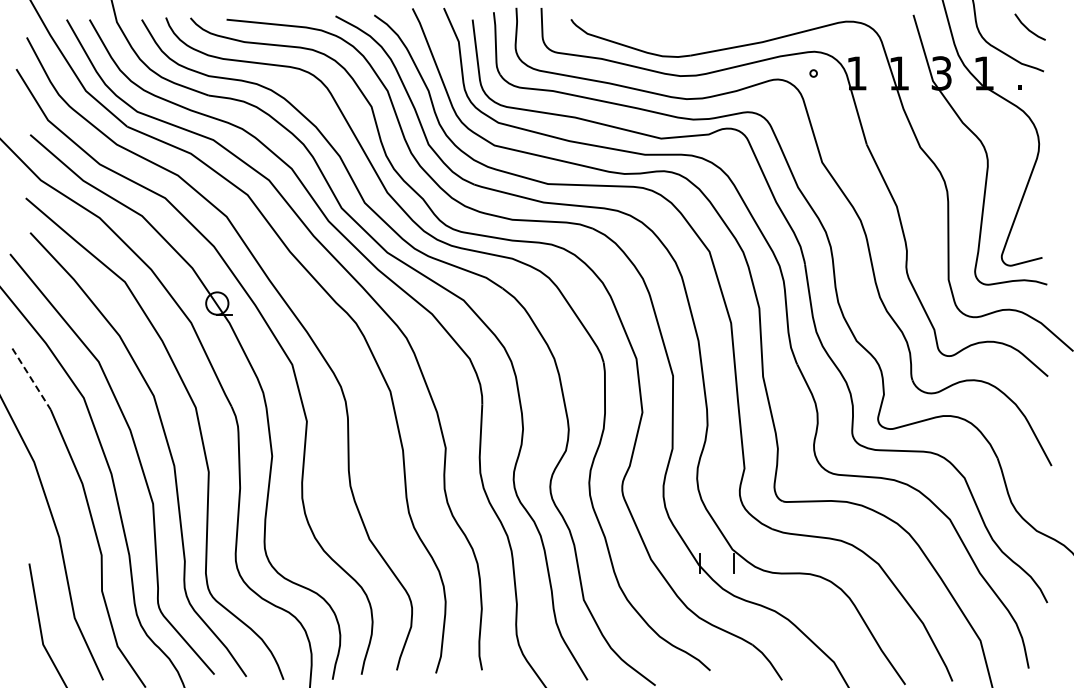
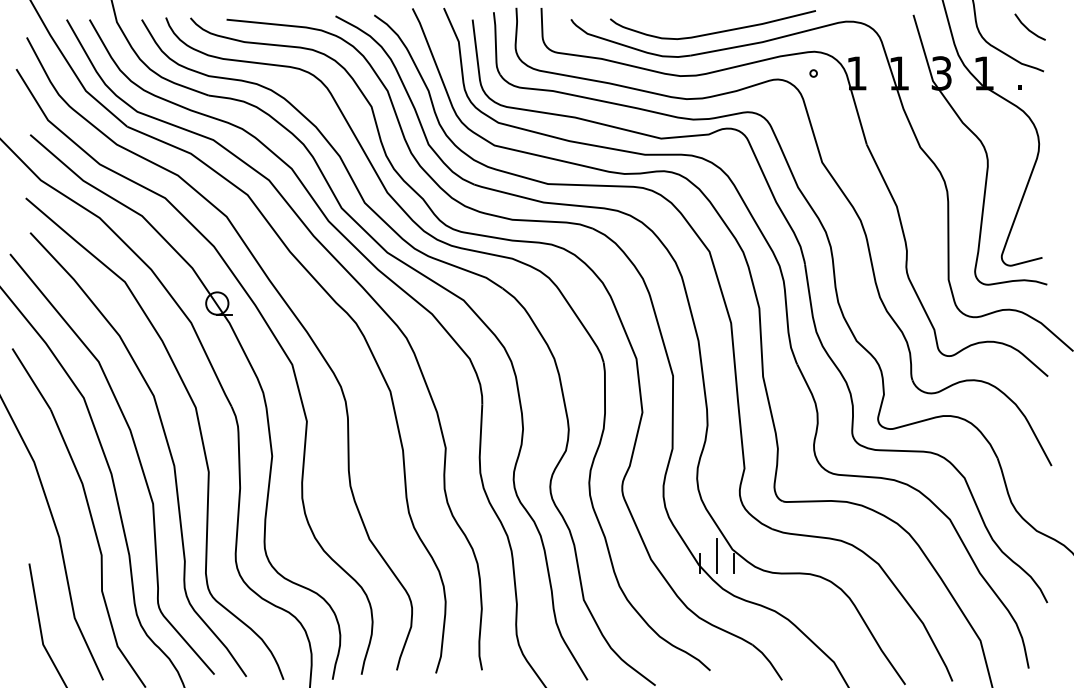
curve: none -> present (712, 32)
line: dashed -> solid (31, 379)
line: none -> present (716, 555)
